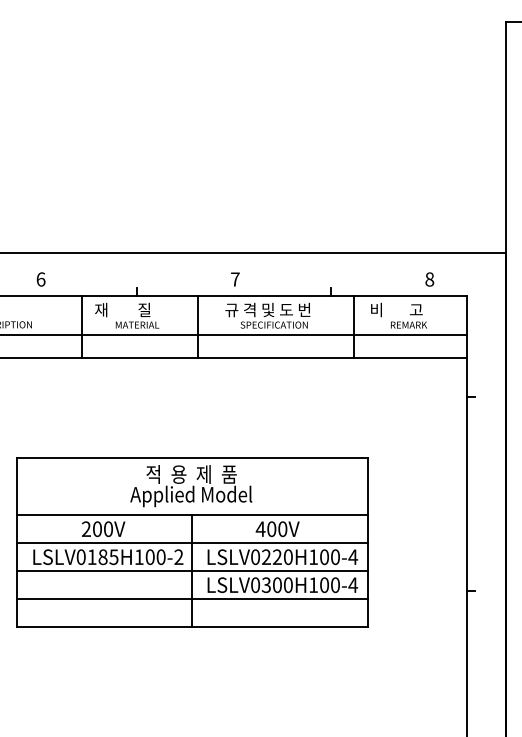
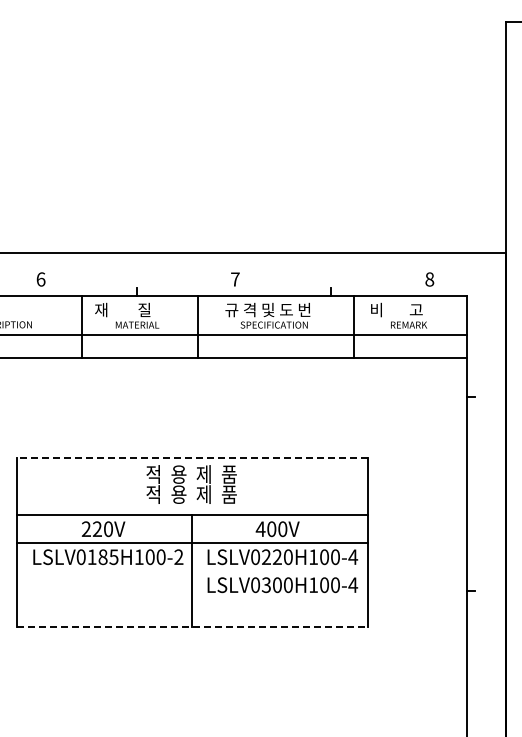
line: solid -> dashed (191, 457)
text: Applied Model -> 적  용  제  품 (191, 496)
text: 200V -> 220V (96, 529)
line: present -> none (192, 570)
line: present -> none (192, 598)
line: solid -> dashed (192, 626)
